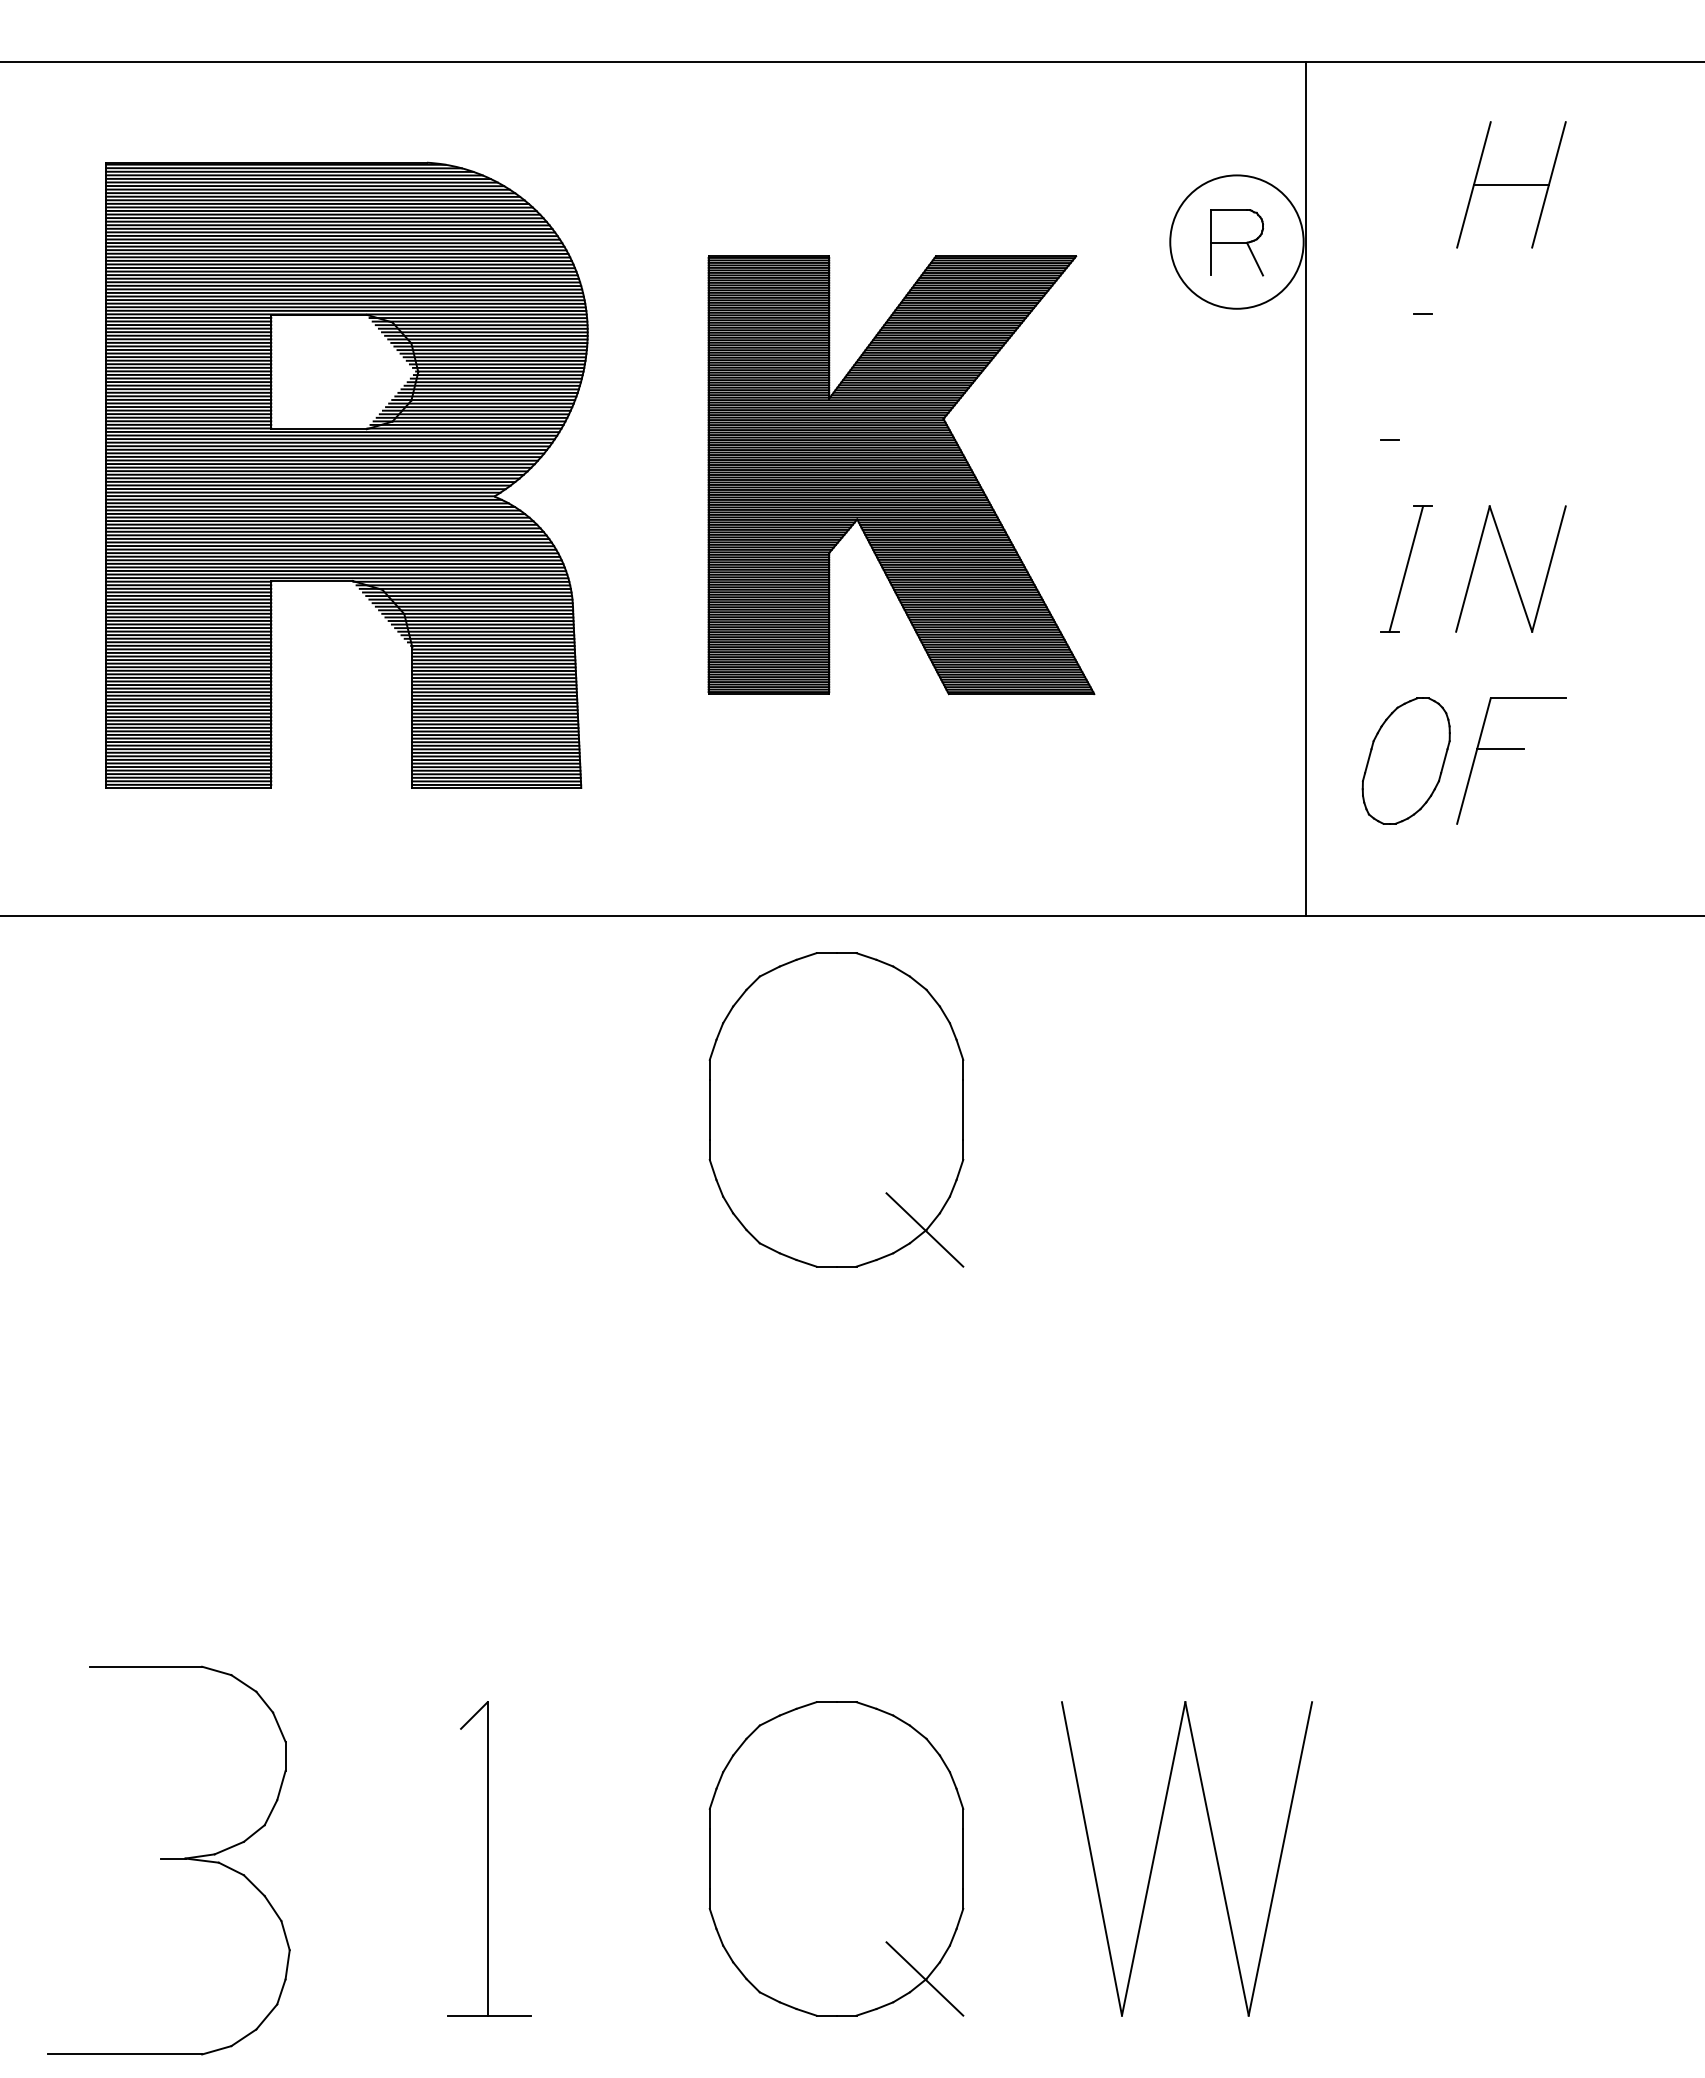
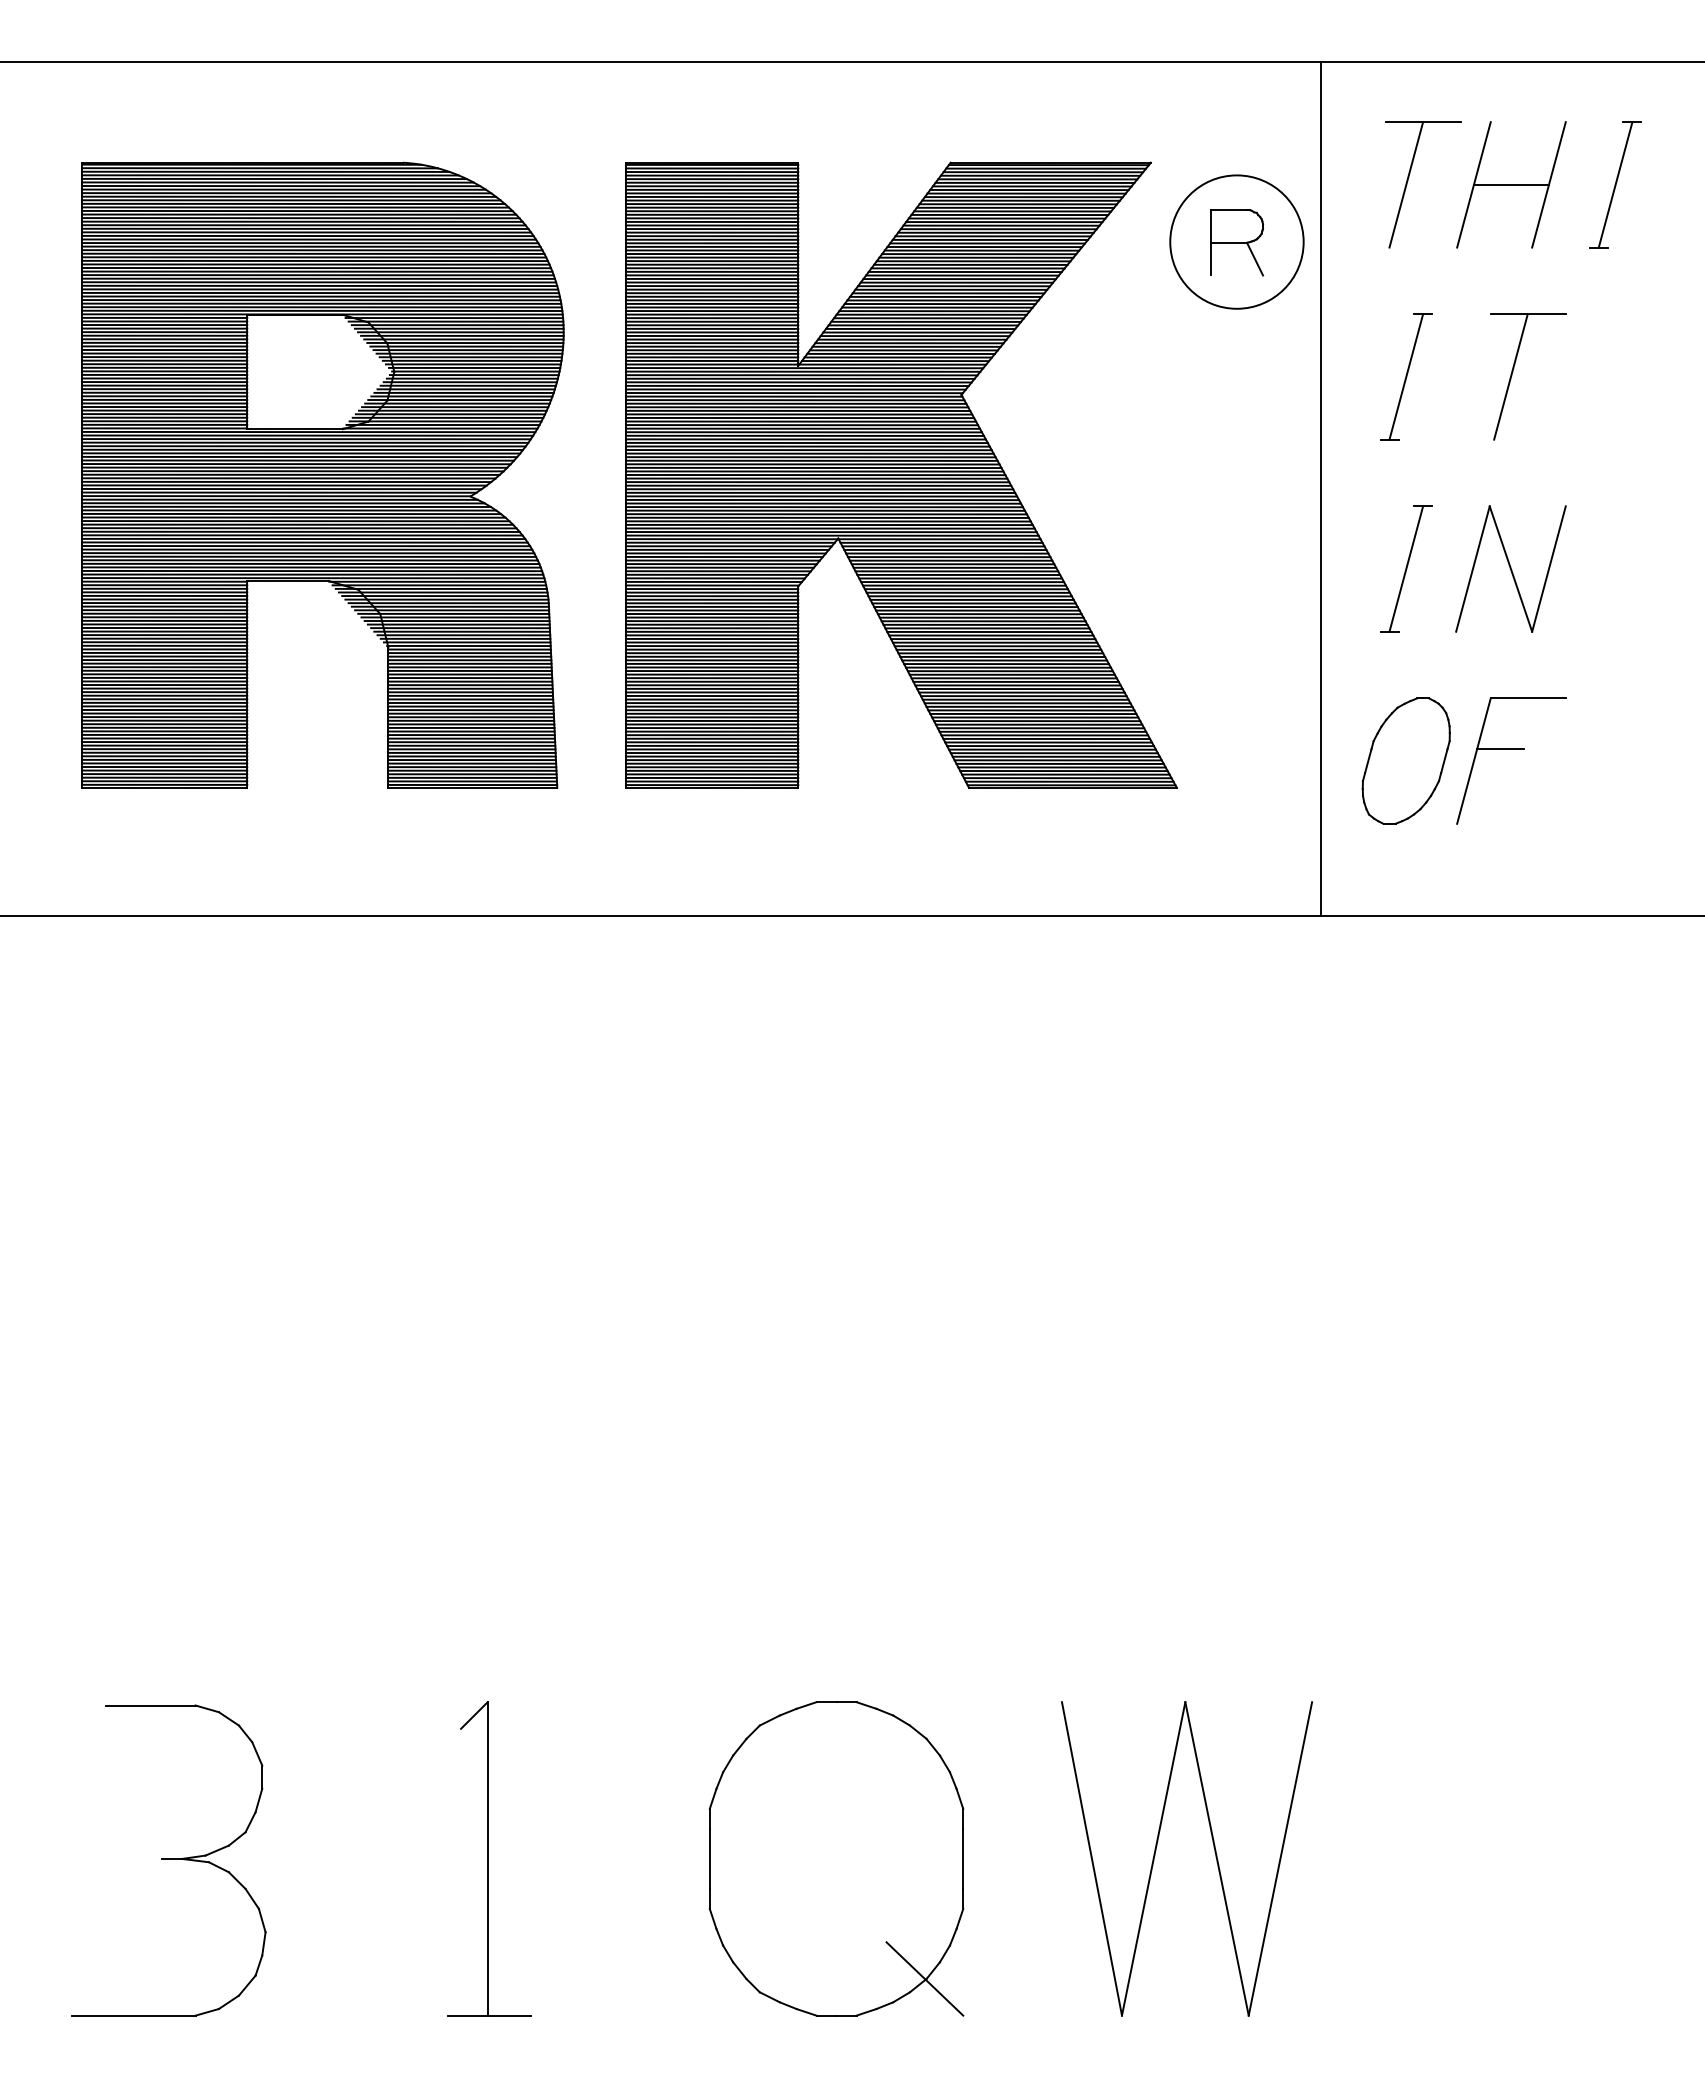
part: none -> present (1408, 181)
part: none -> present (1615, 184)
part: none -> present (1513, 372)
line: none -> present (1406, 376)
part position: (346, 474) -> (322, 474) (322, 474)
part size: 389x441 px -> 553x628 px (901, 474)
line position: (1305, 489) -> (1320, 489) (1320, 489)
part: present -> none (836, 1109)
part size: 244x391 px -> 196x313 px (168, 1860)
